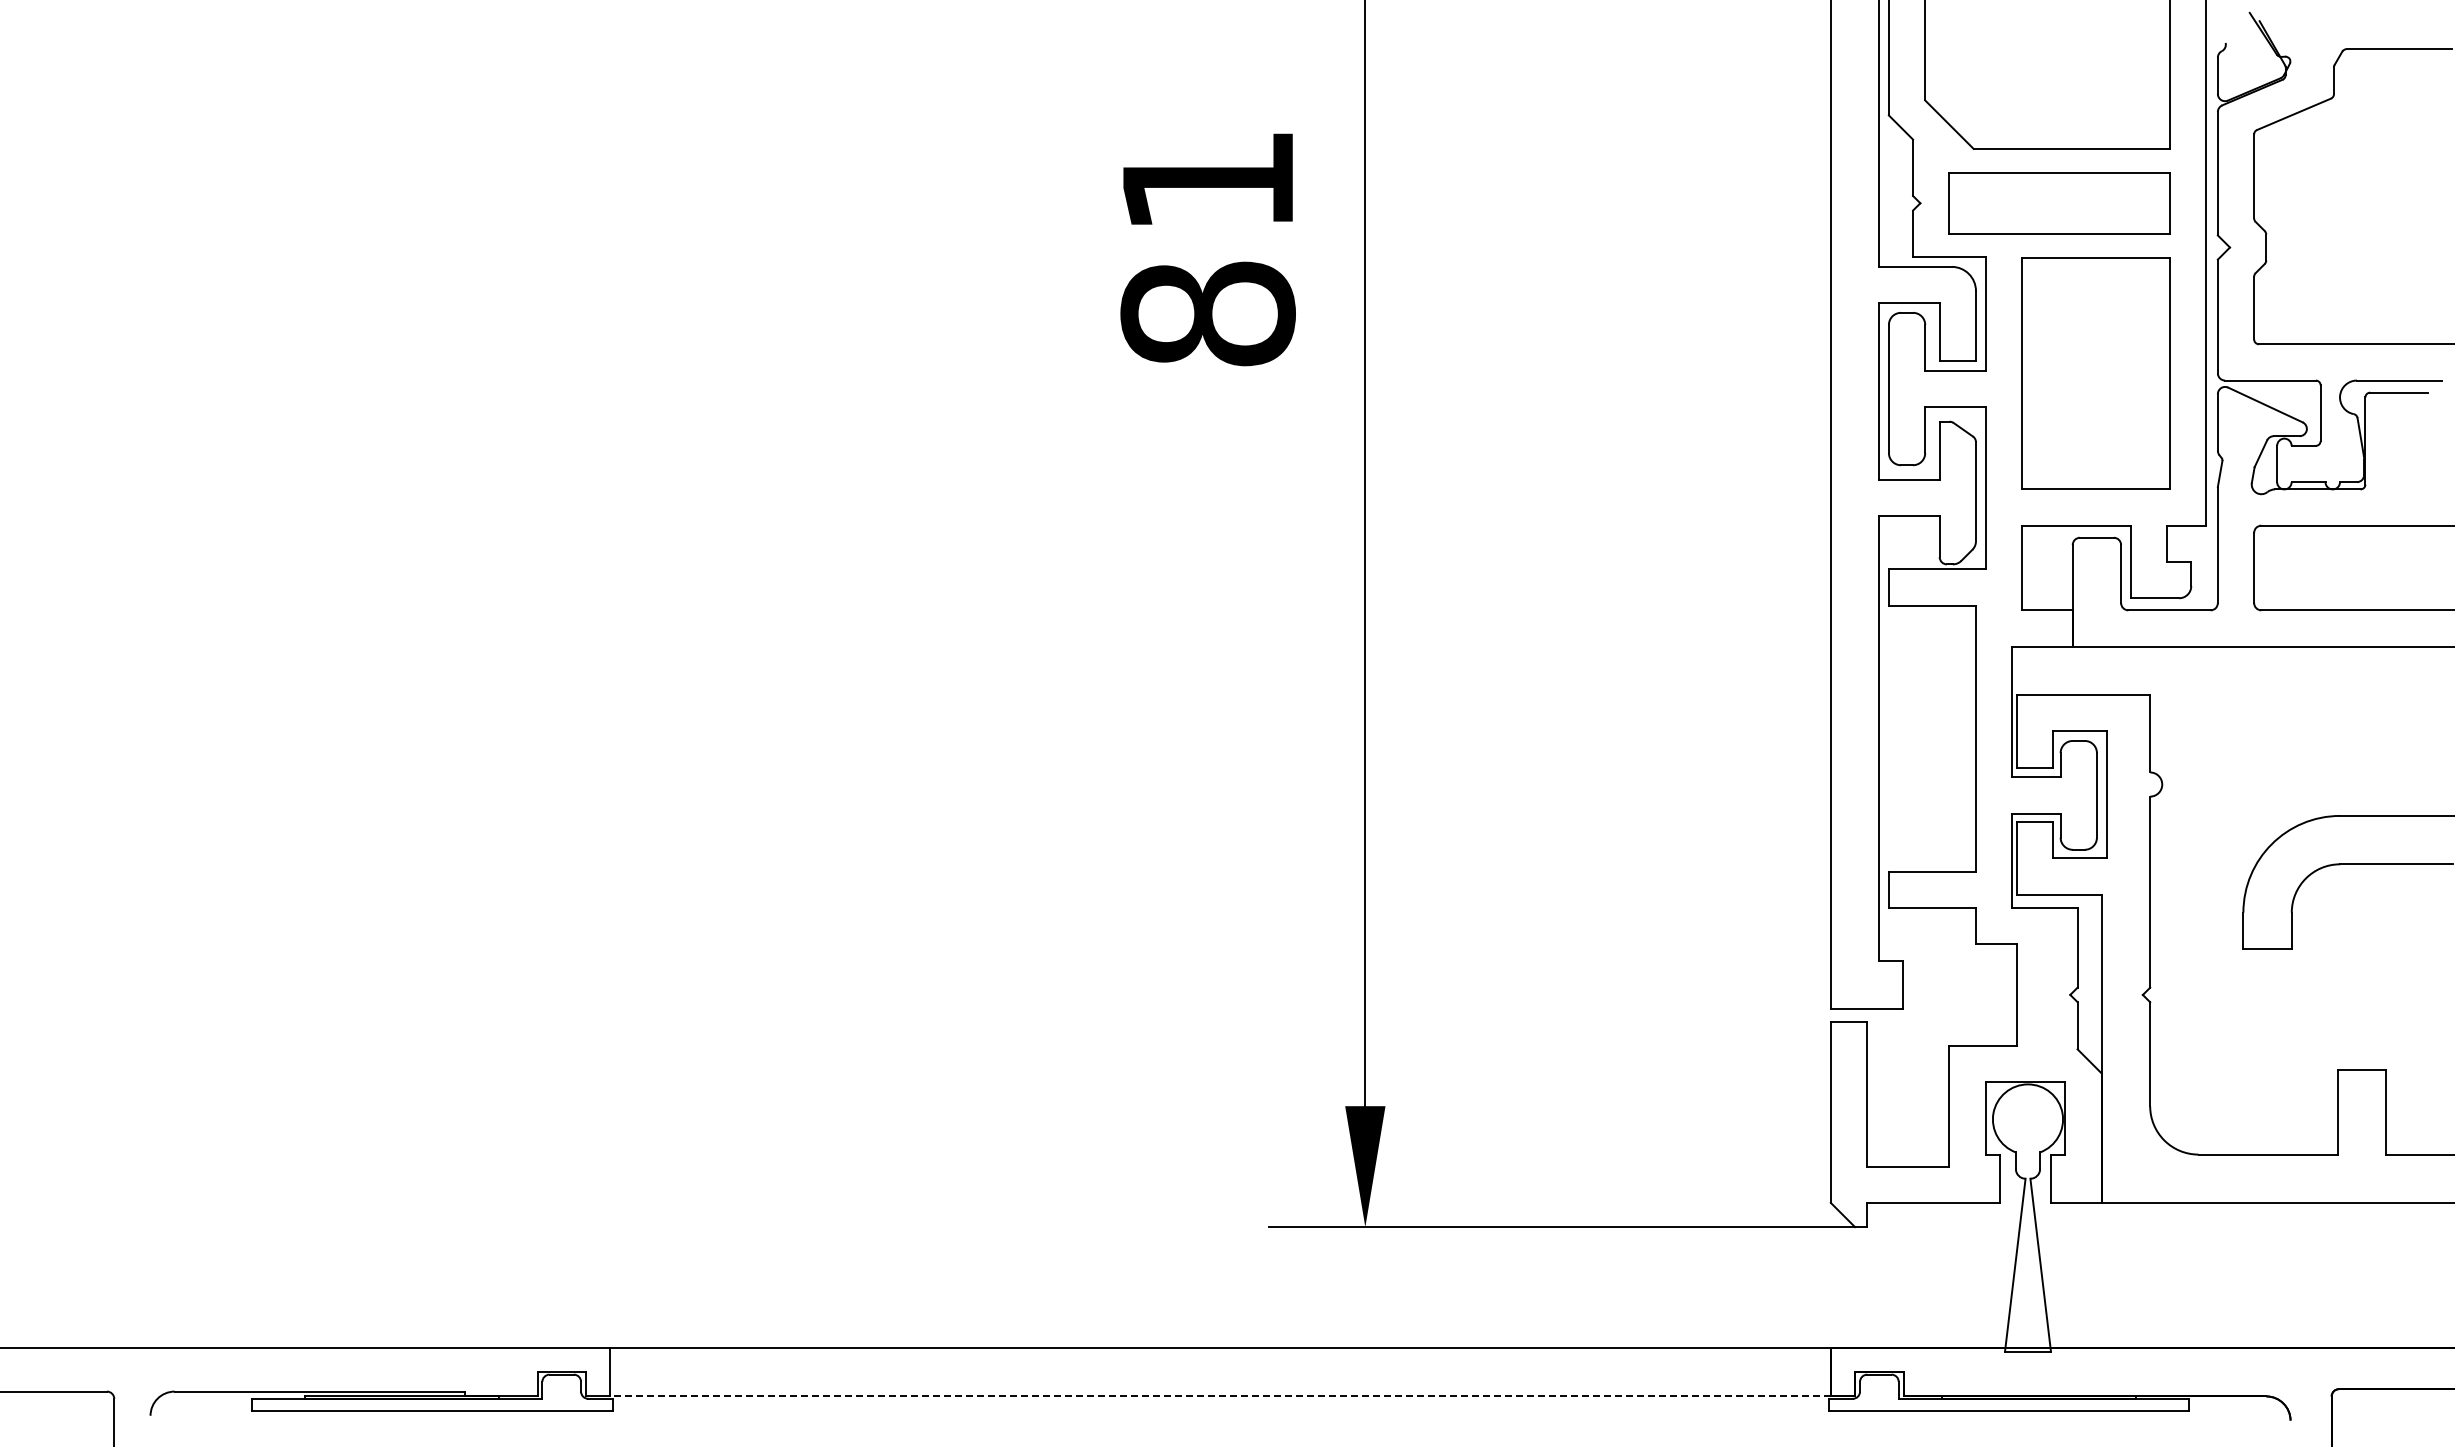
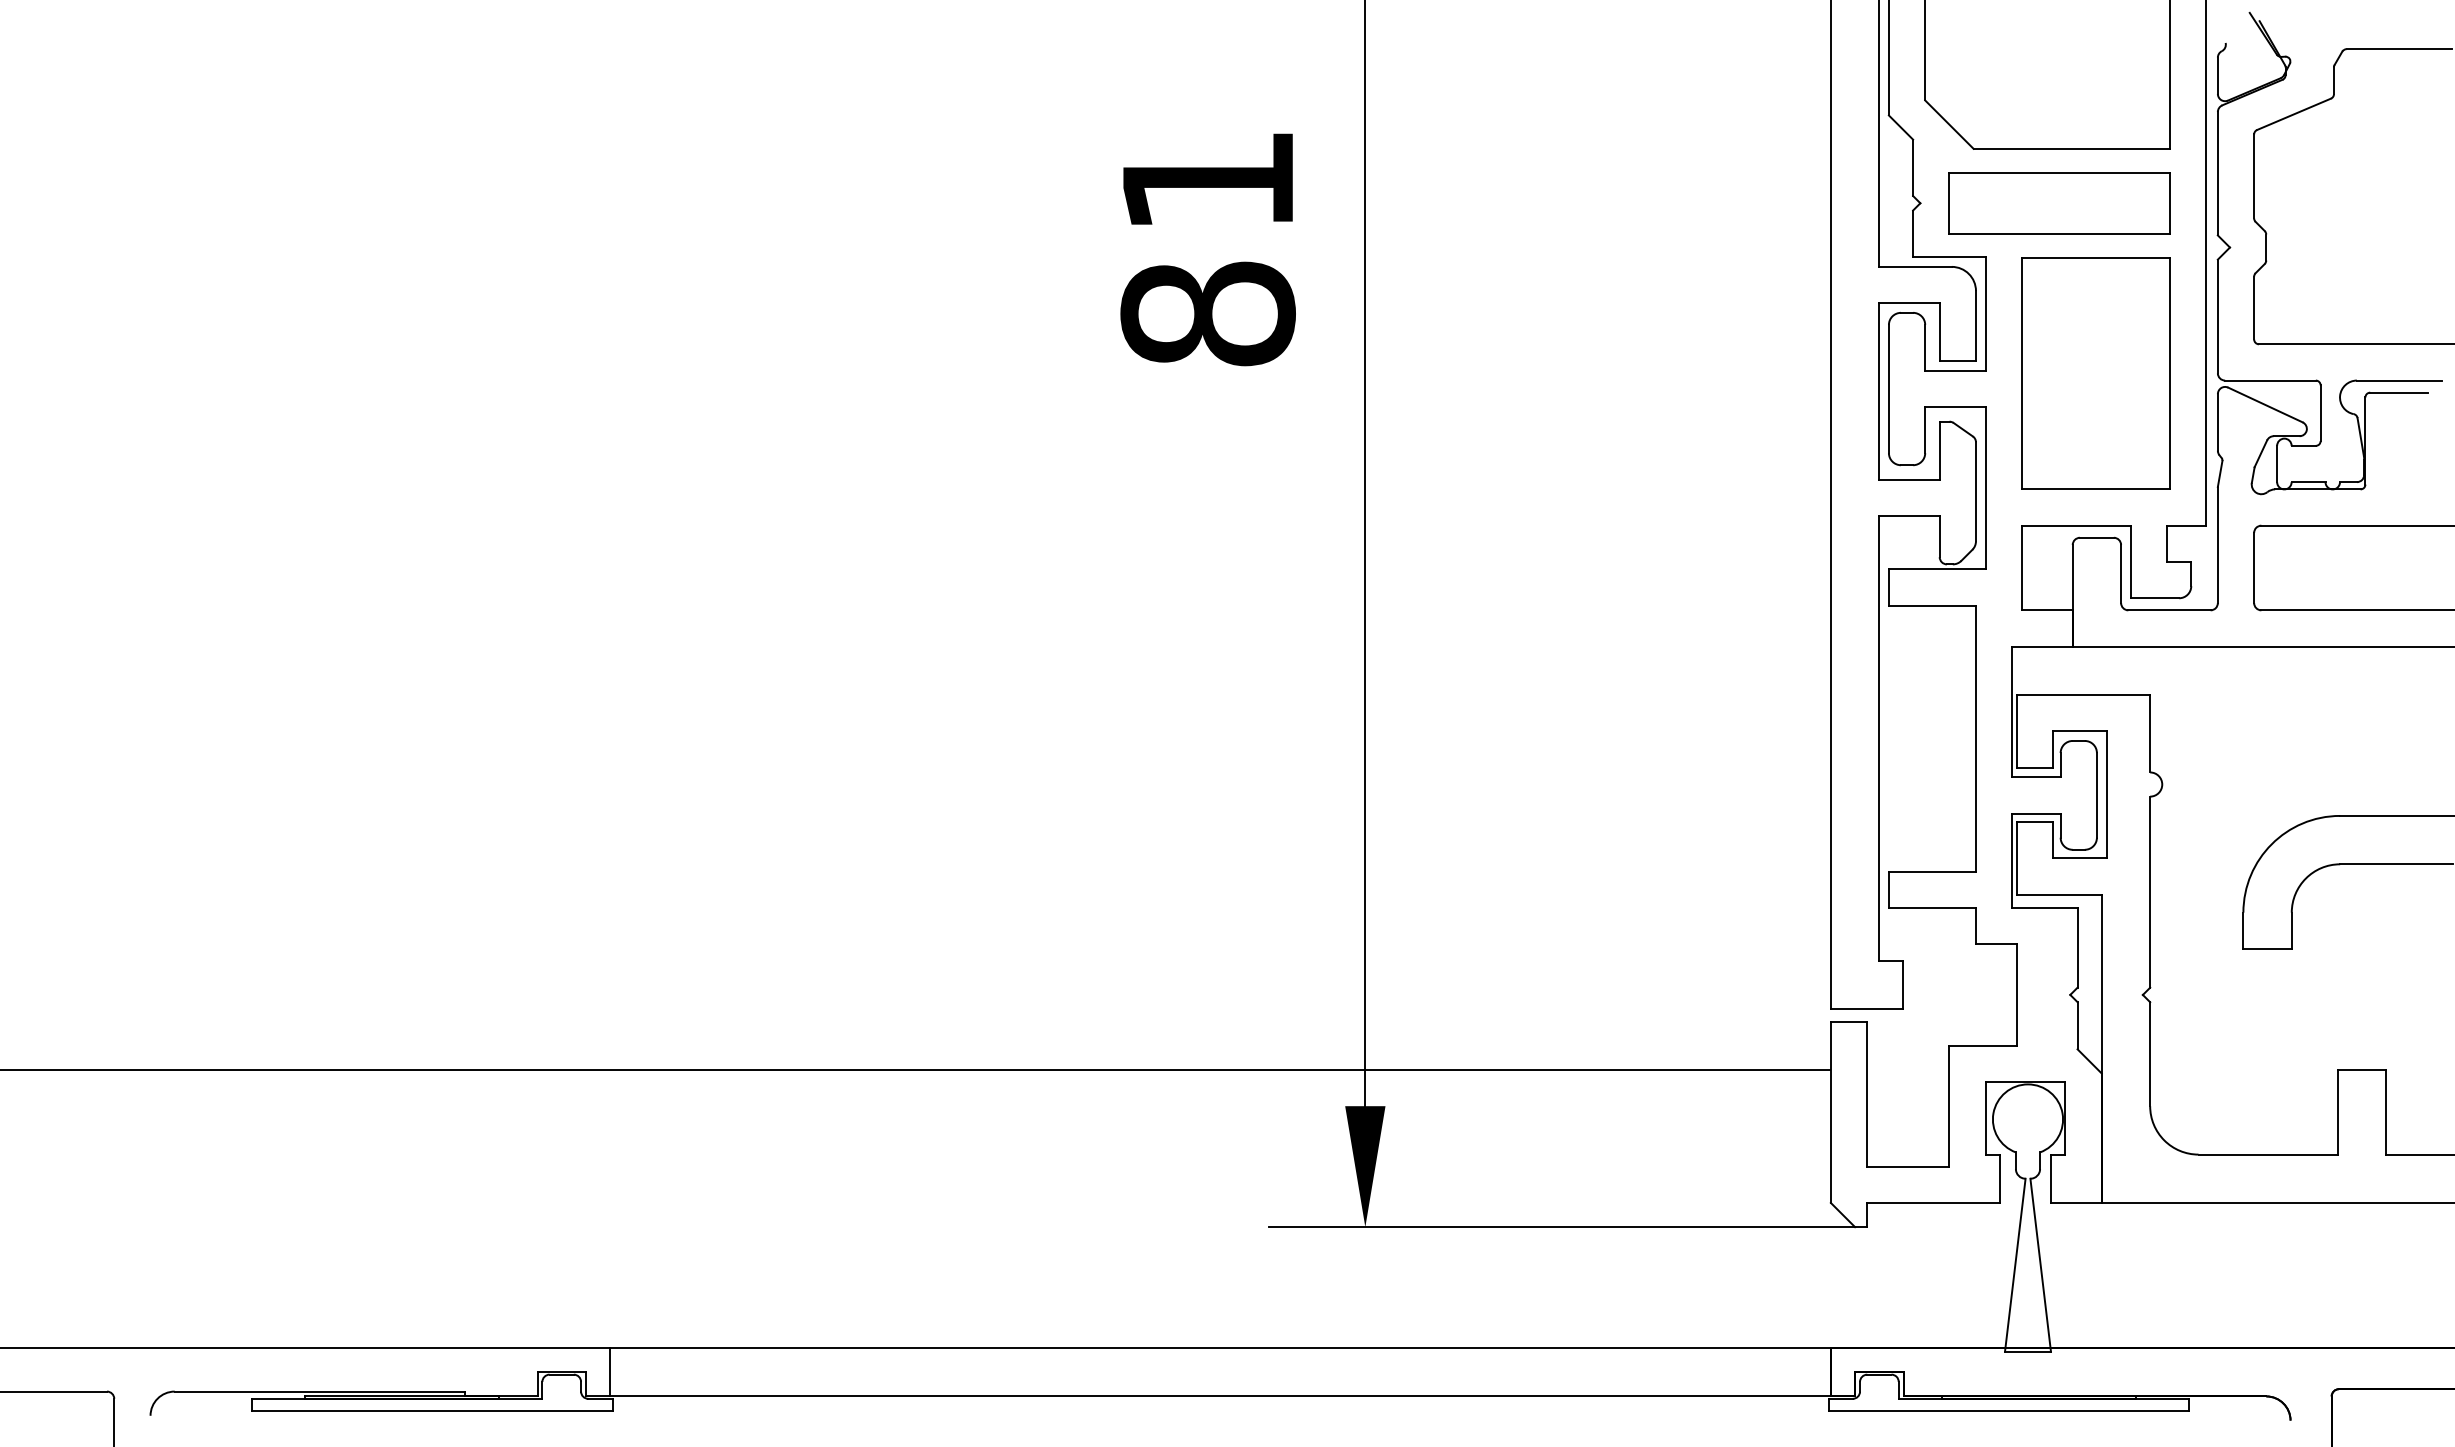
line: none -> present (916, 1070)
line: dashed -> solid (1220, 1396)
